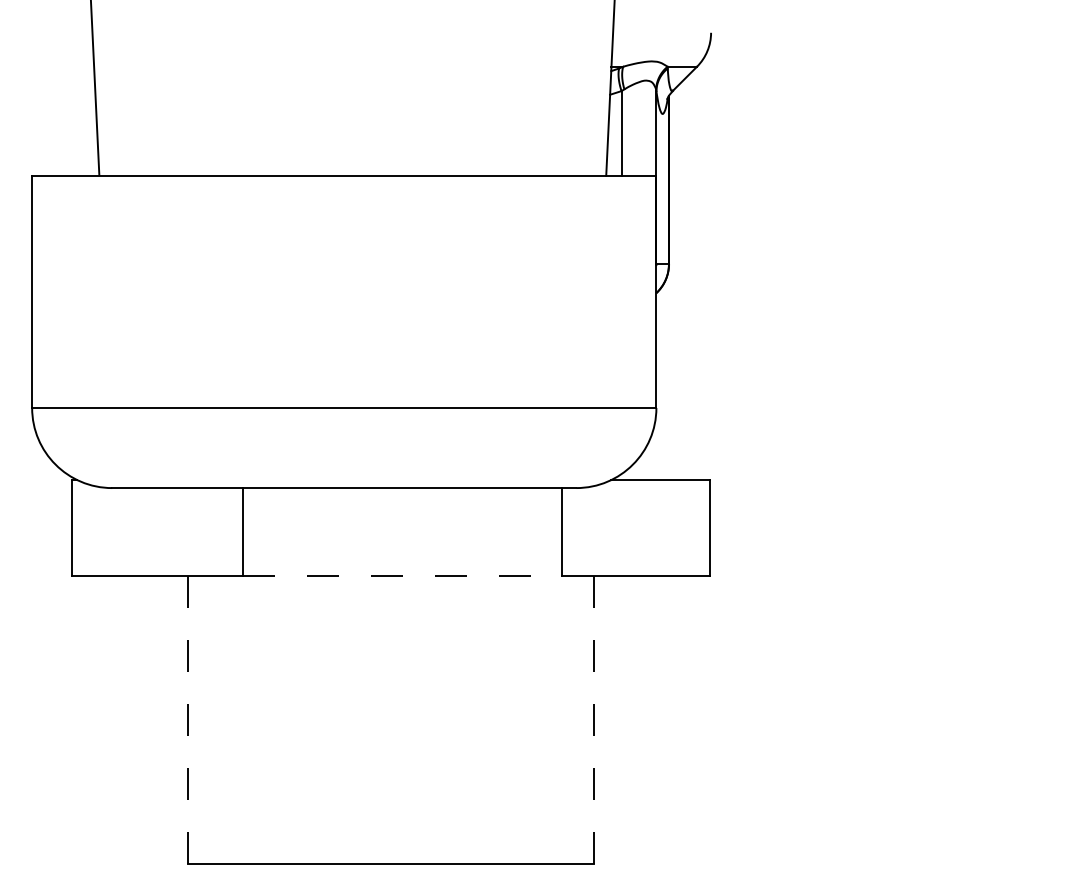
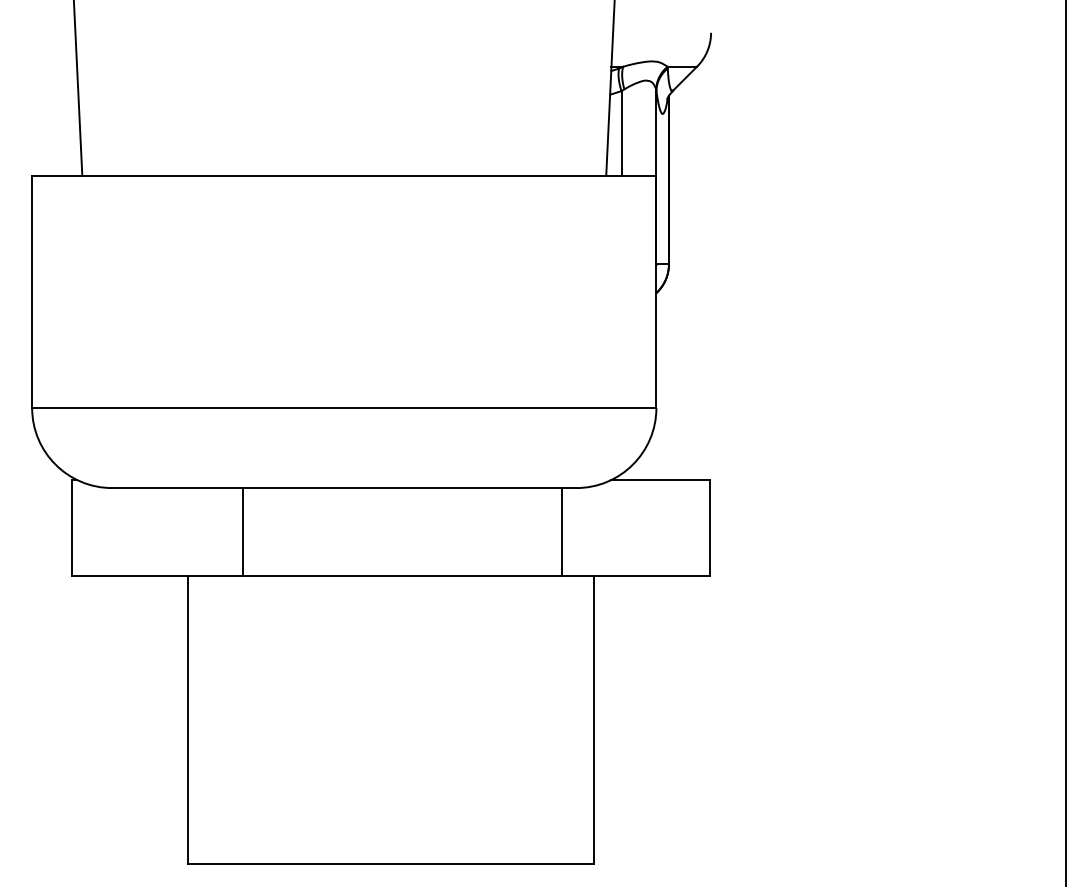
line position: (95, 88) -> (77, 88) (77, 88)
line: none -> present (1065, 442)
line: dashed -> solid (402, 576)
line: dashed -> solid (594, 719)
line: dashed -> solid (187, 720)
